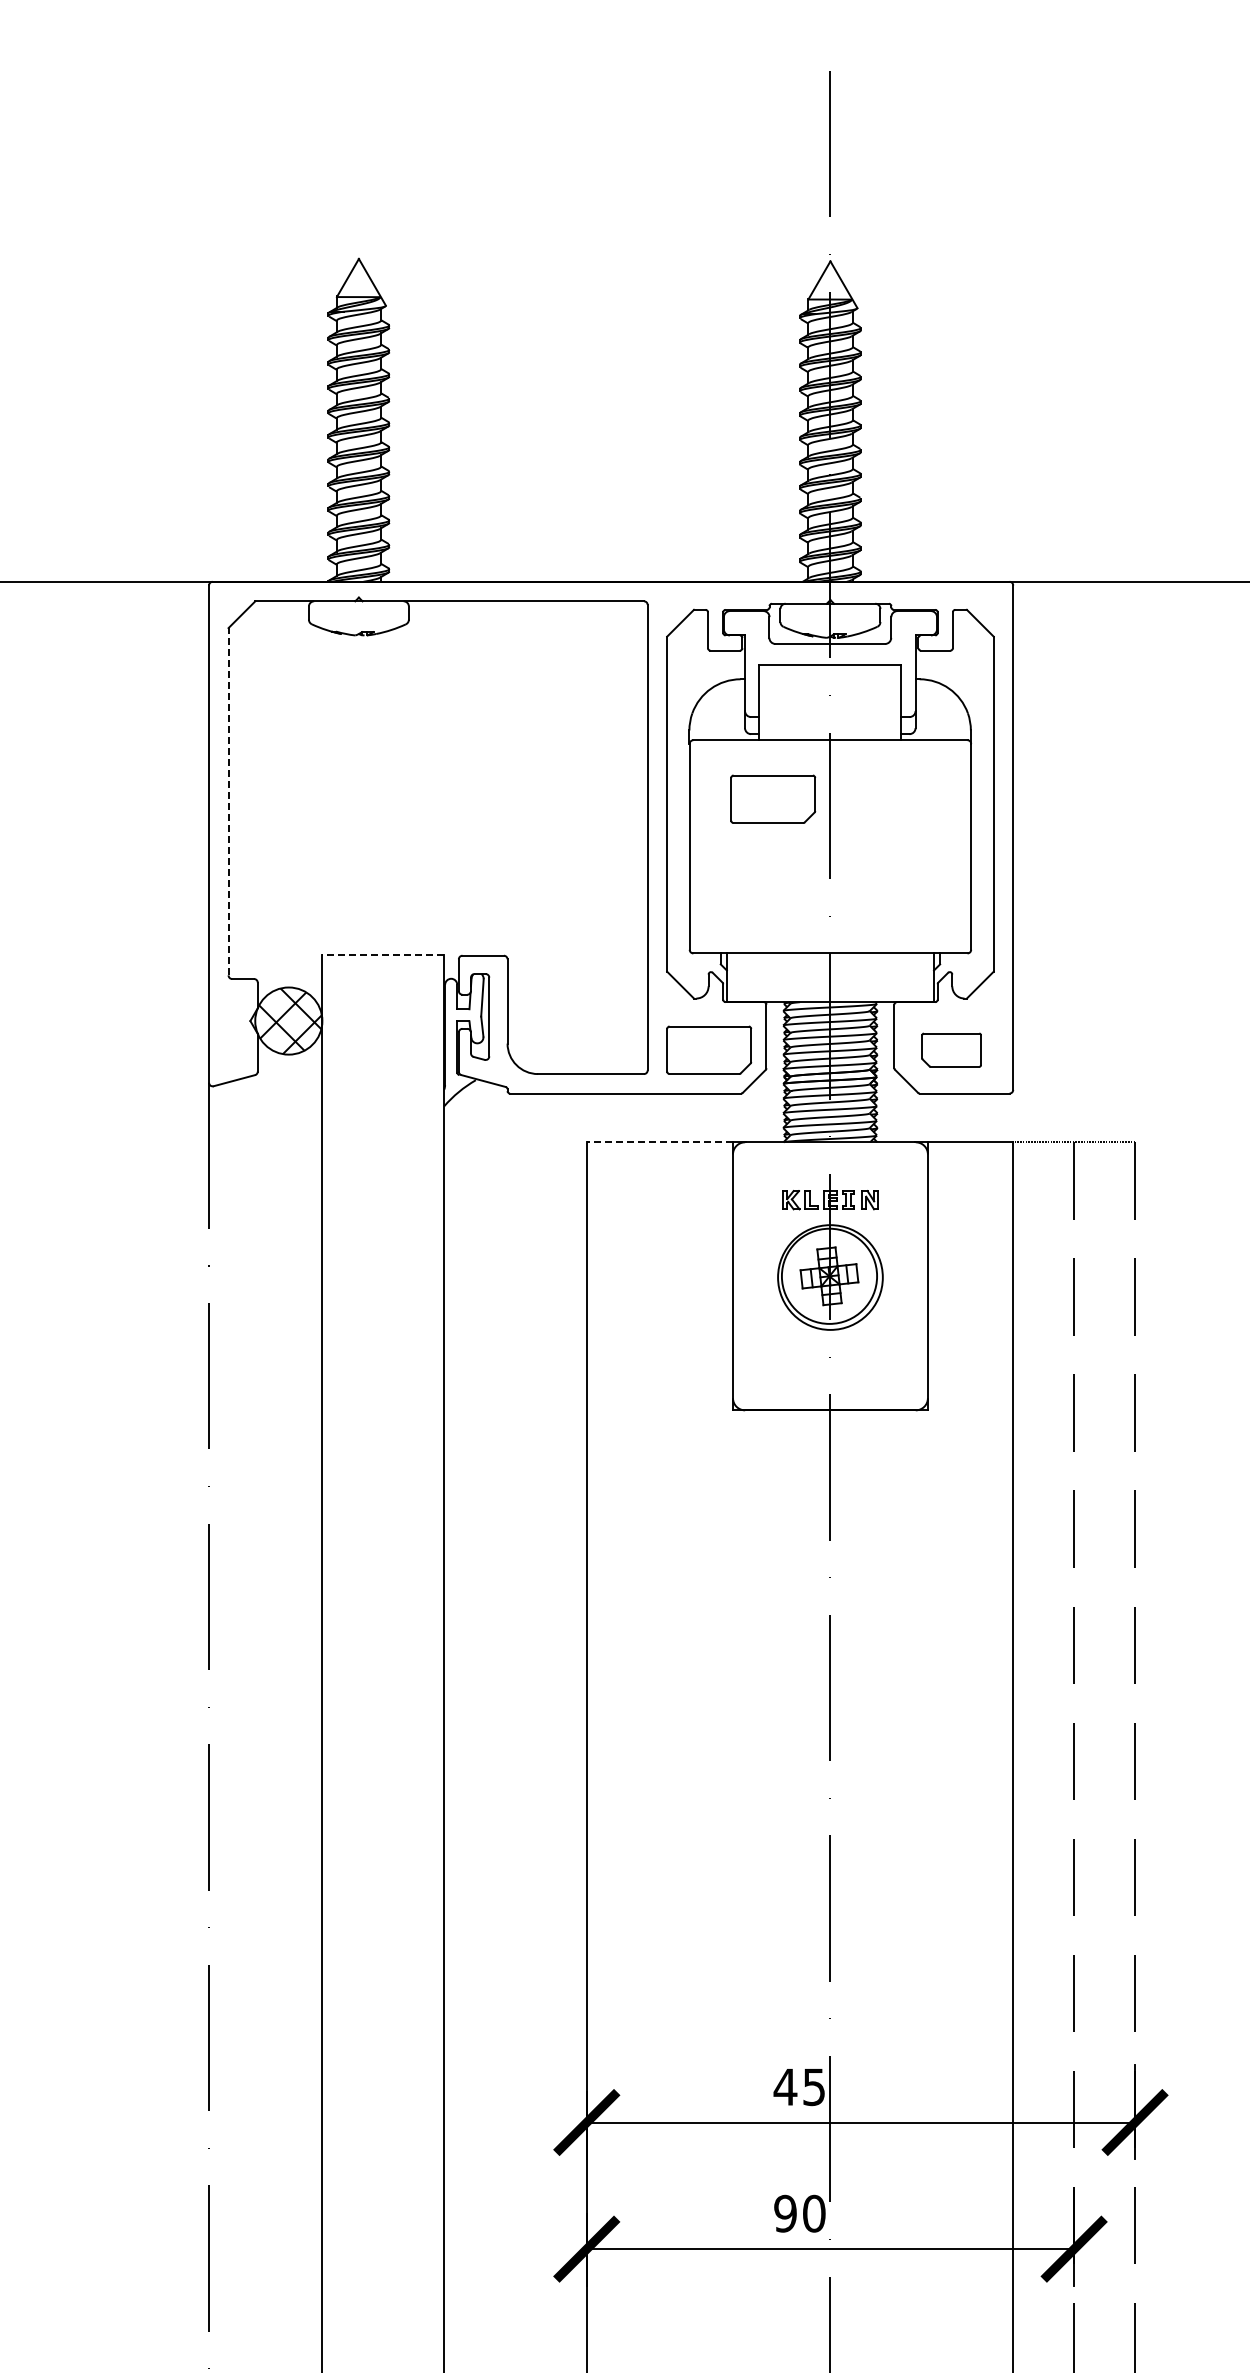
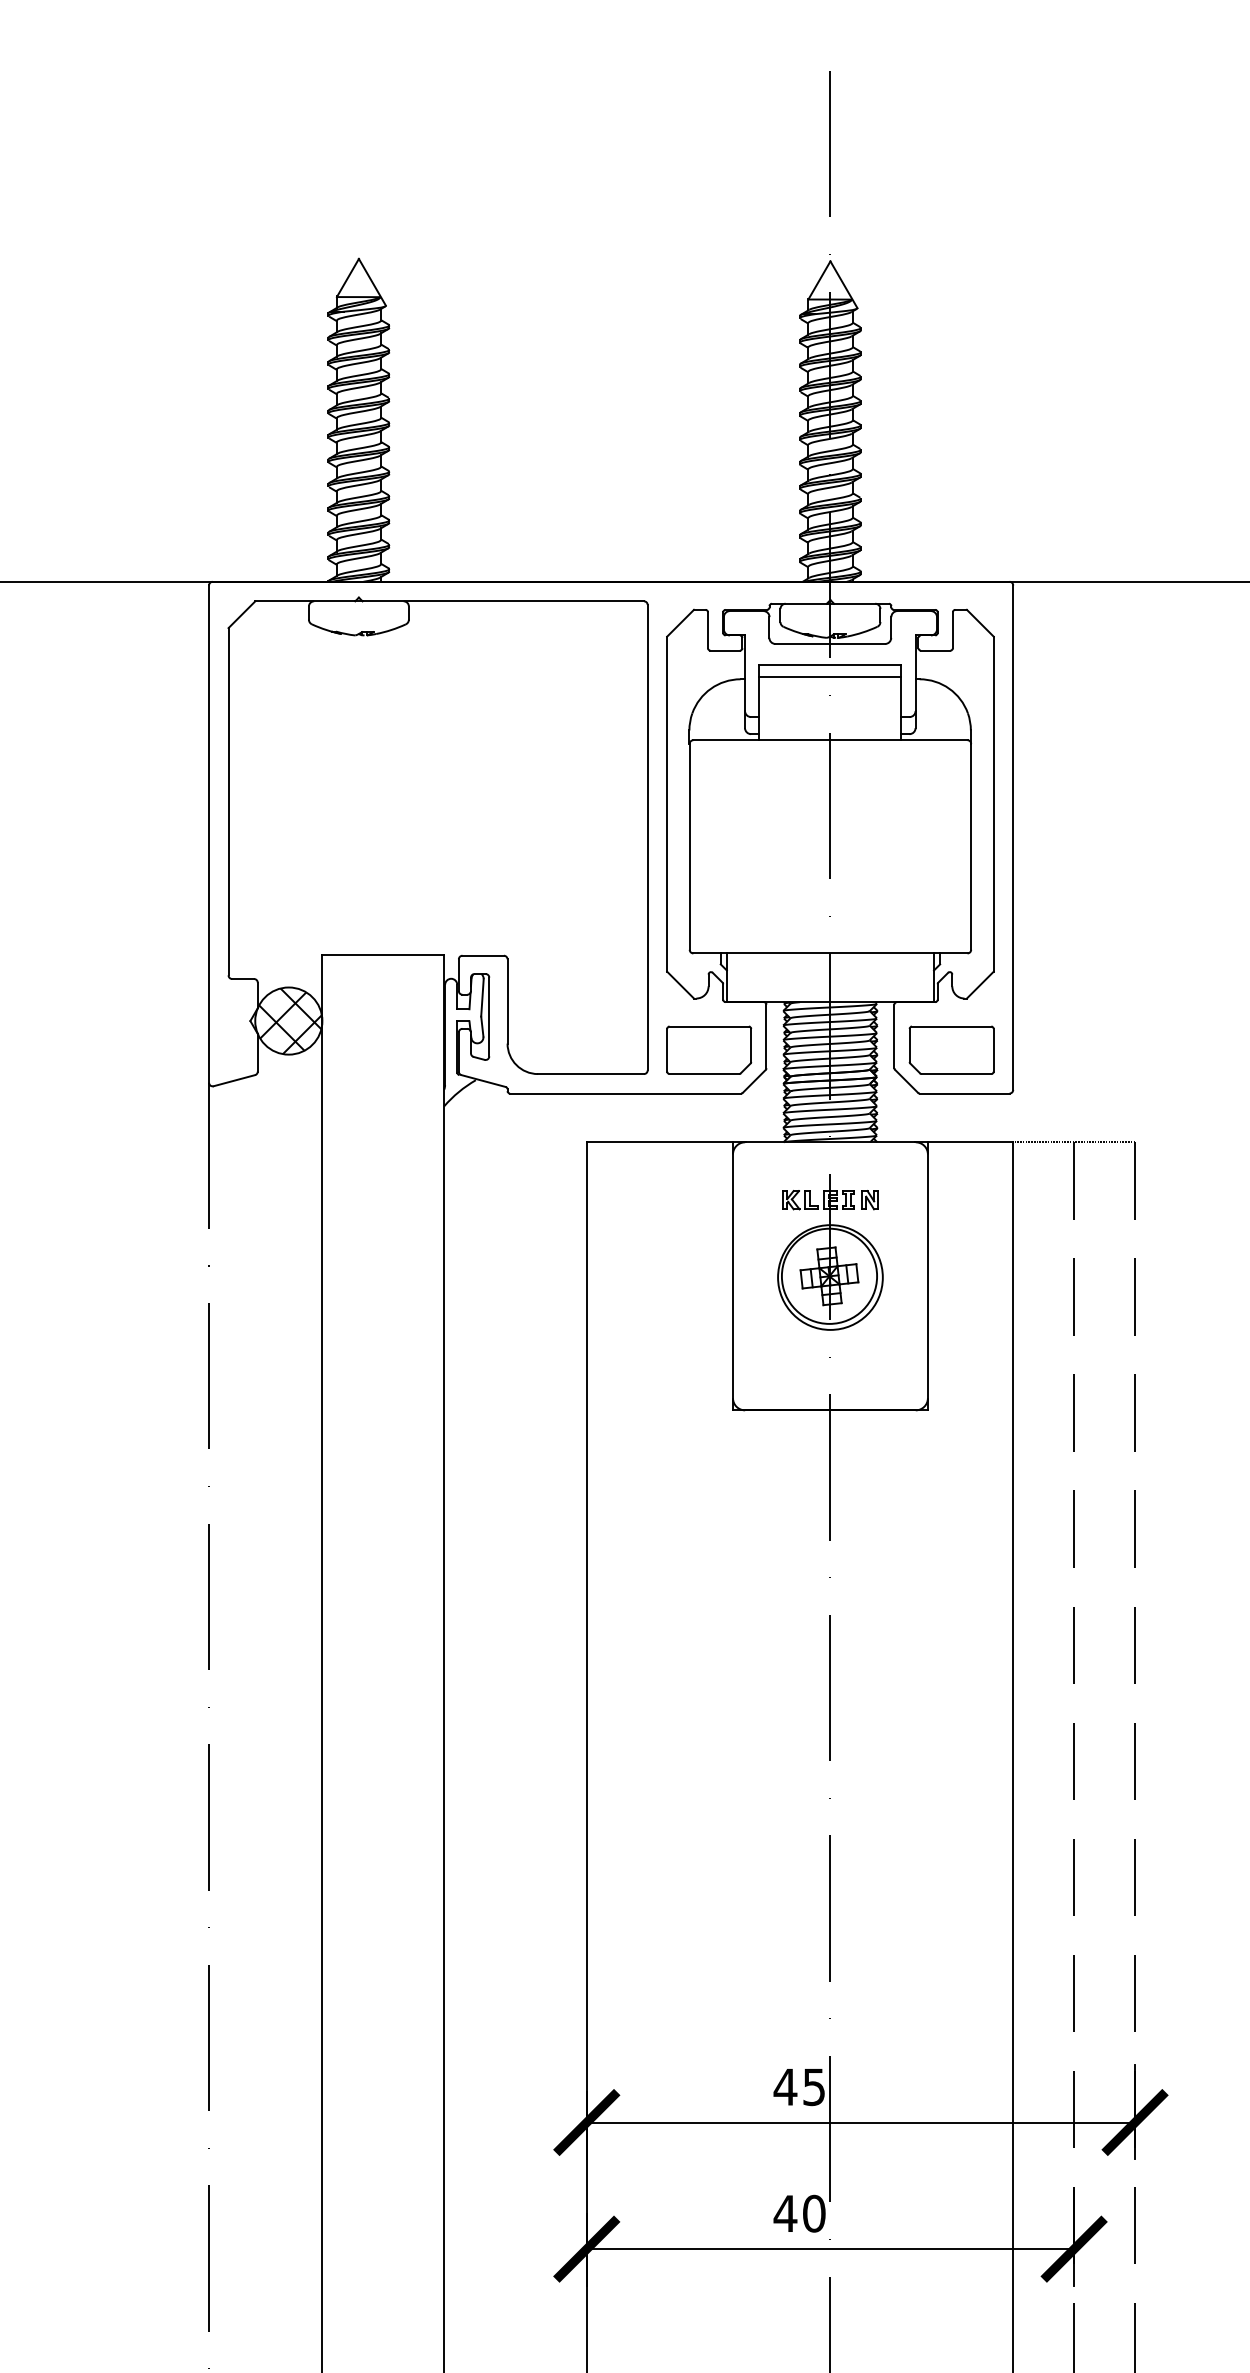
line: none -> present (829, 676)
part: present -> none (773, 798)
line: dashed -> solid (228, 801)
line: dashed -> solid (383, 954)
part size: 61x36 px -> 87x50 px (951, 1049)
line: dashed -> solid (659, 1142)
text: 90 -> 40 (785, 2213)
